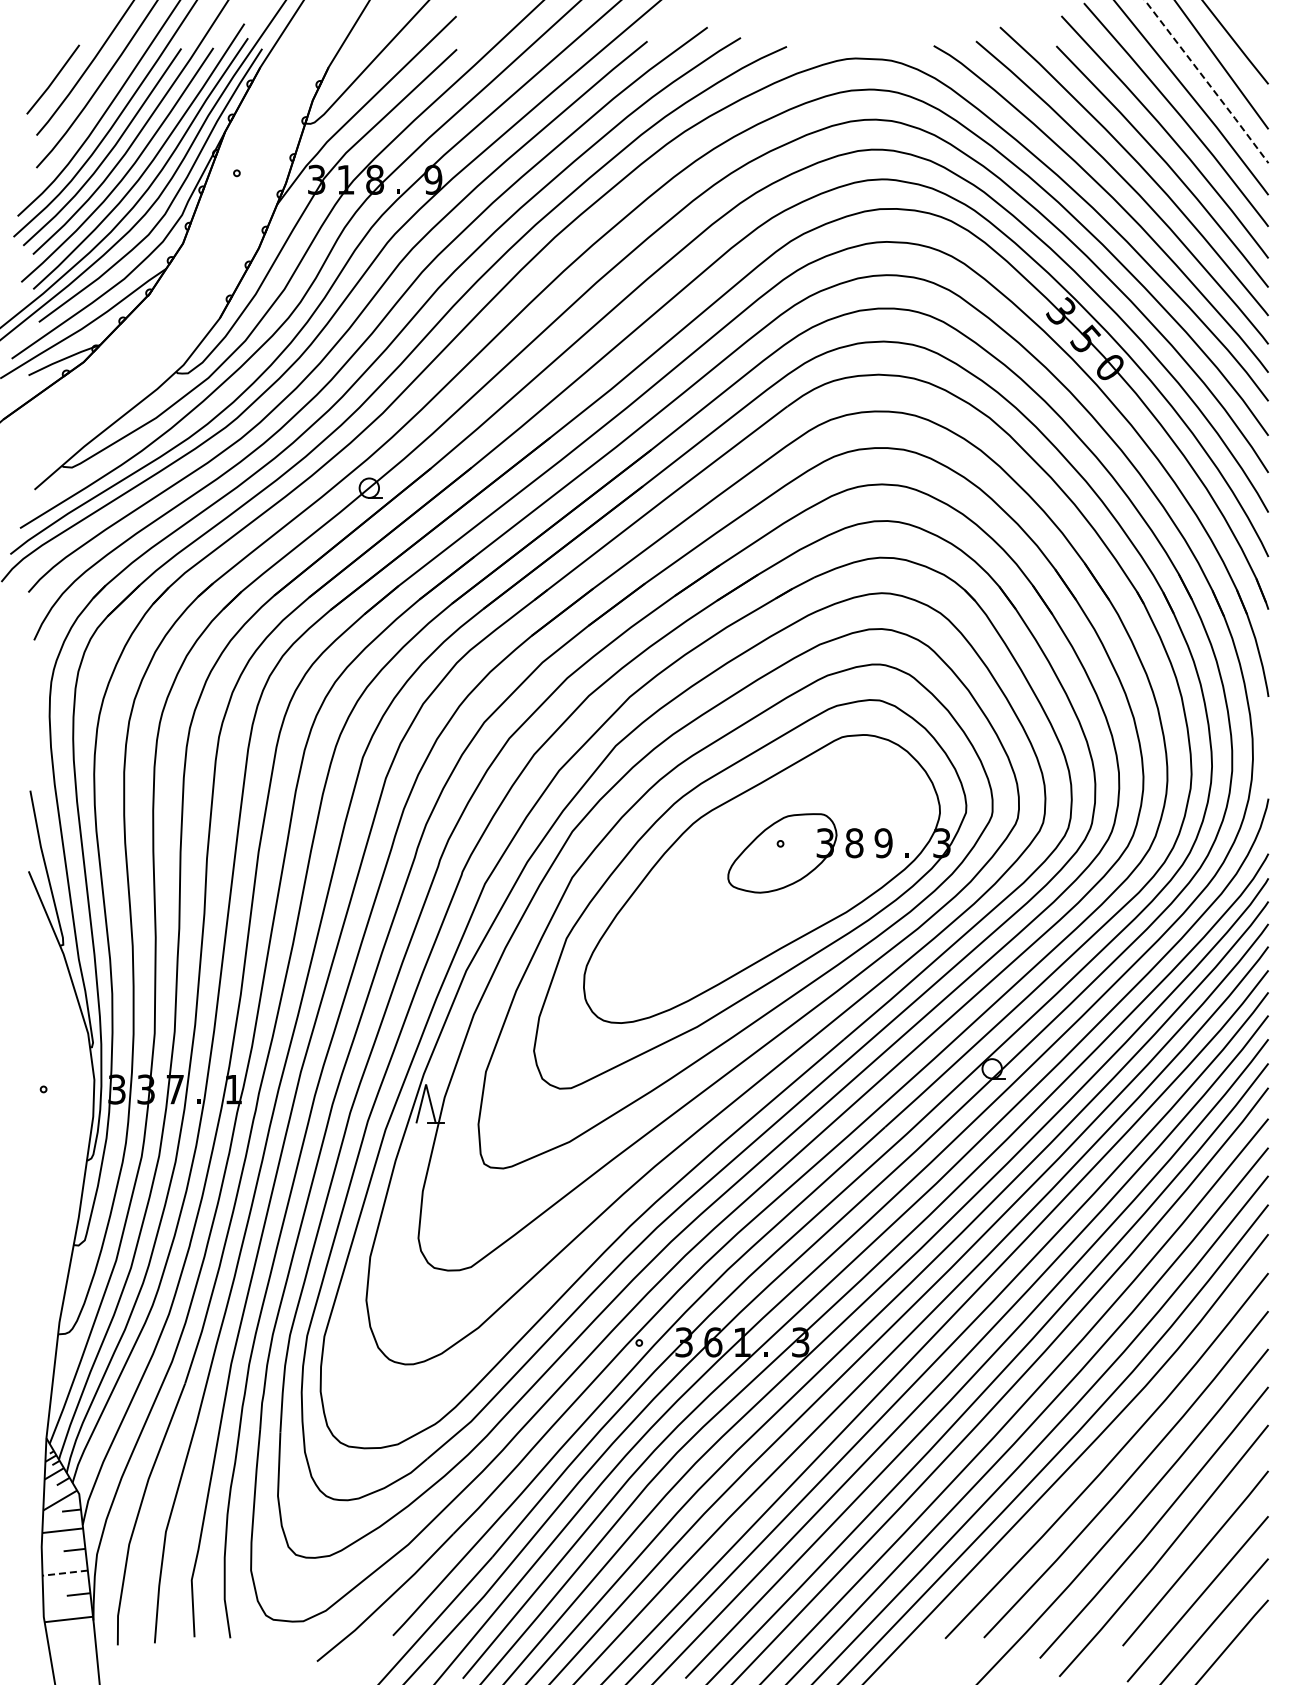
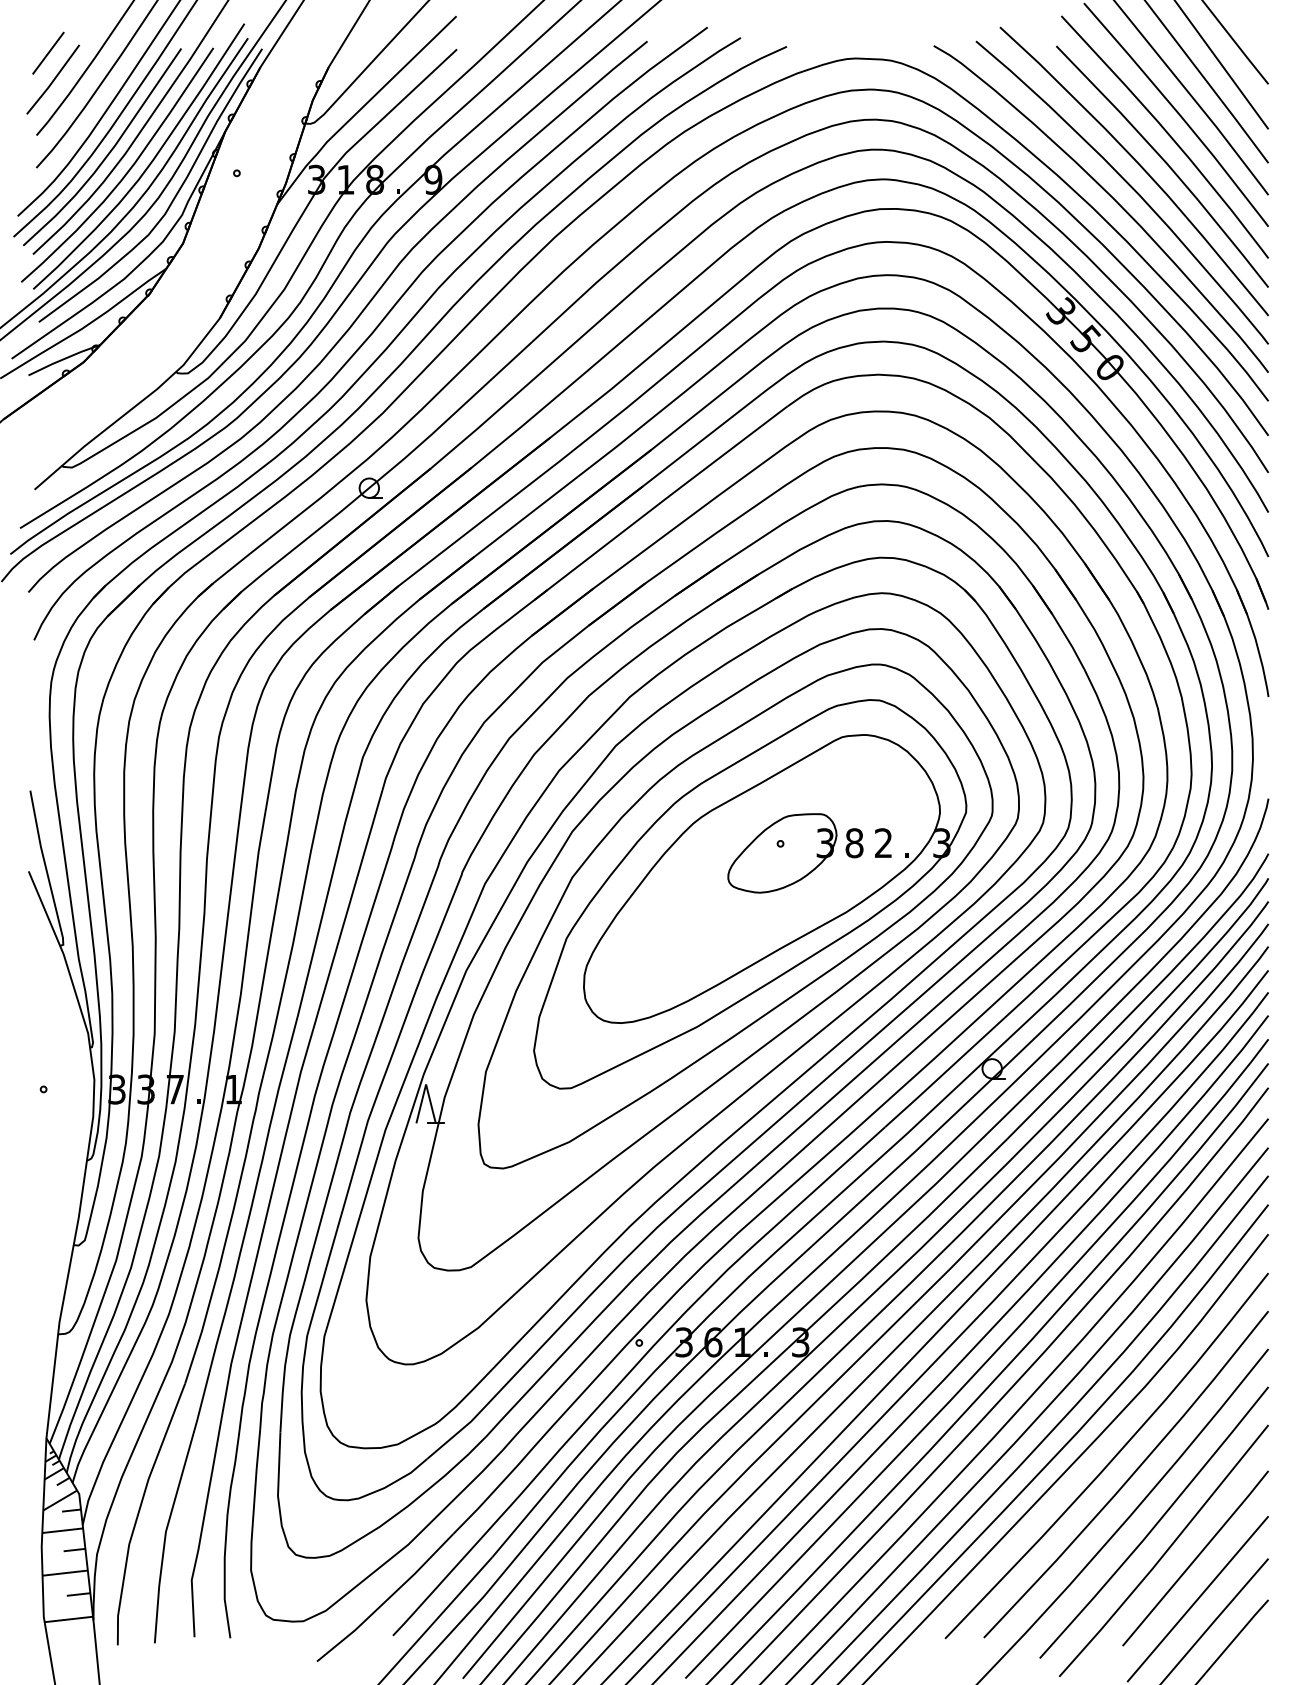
line: none -> present (48, 52)
line: dashed -> solid (1207, 82)
text: 9 -> 2 (883, 843)
line: dashed -> solid (65, 1573)
